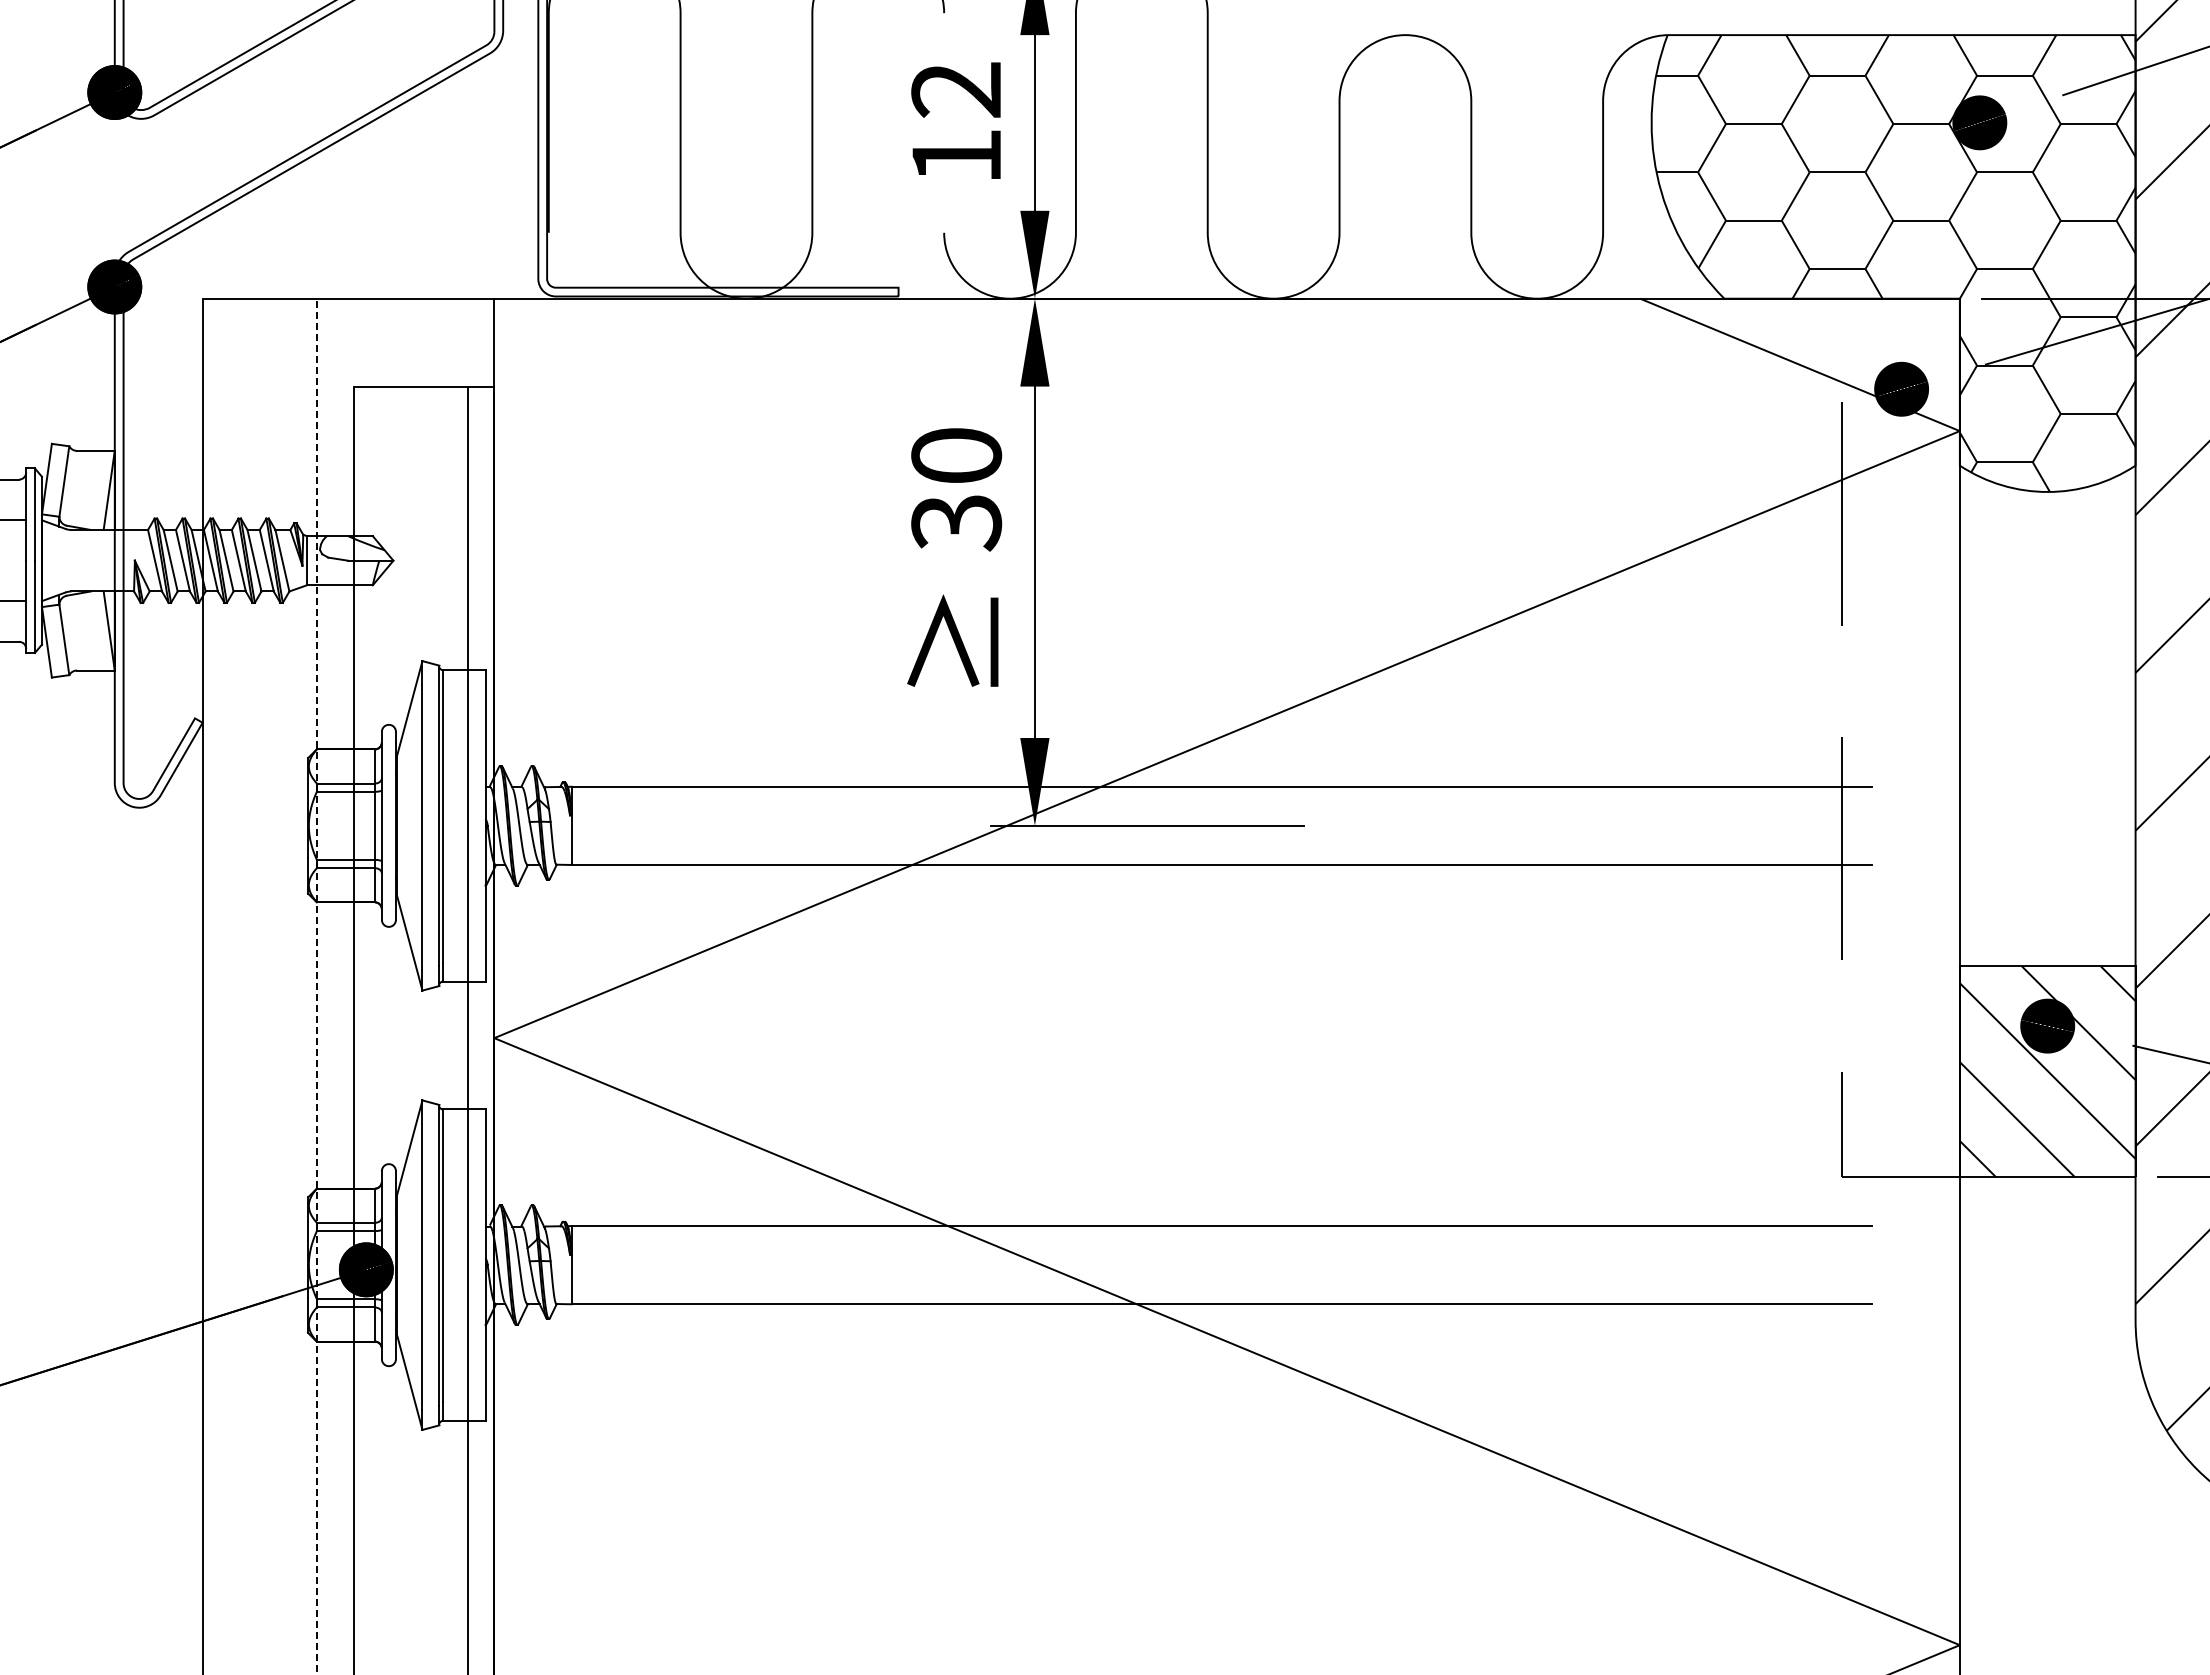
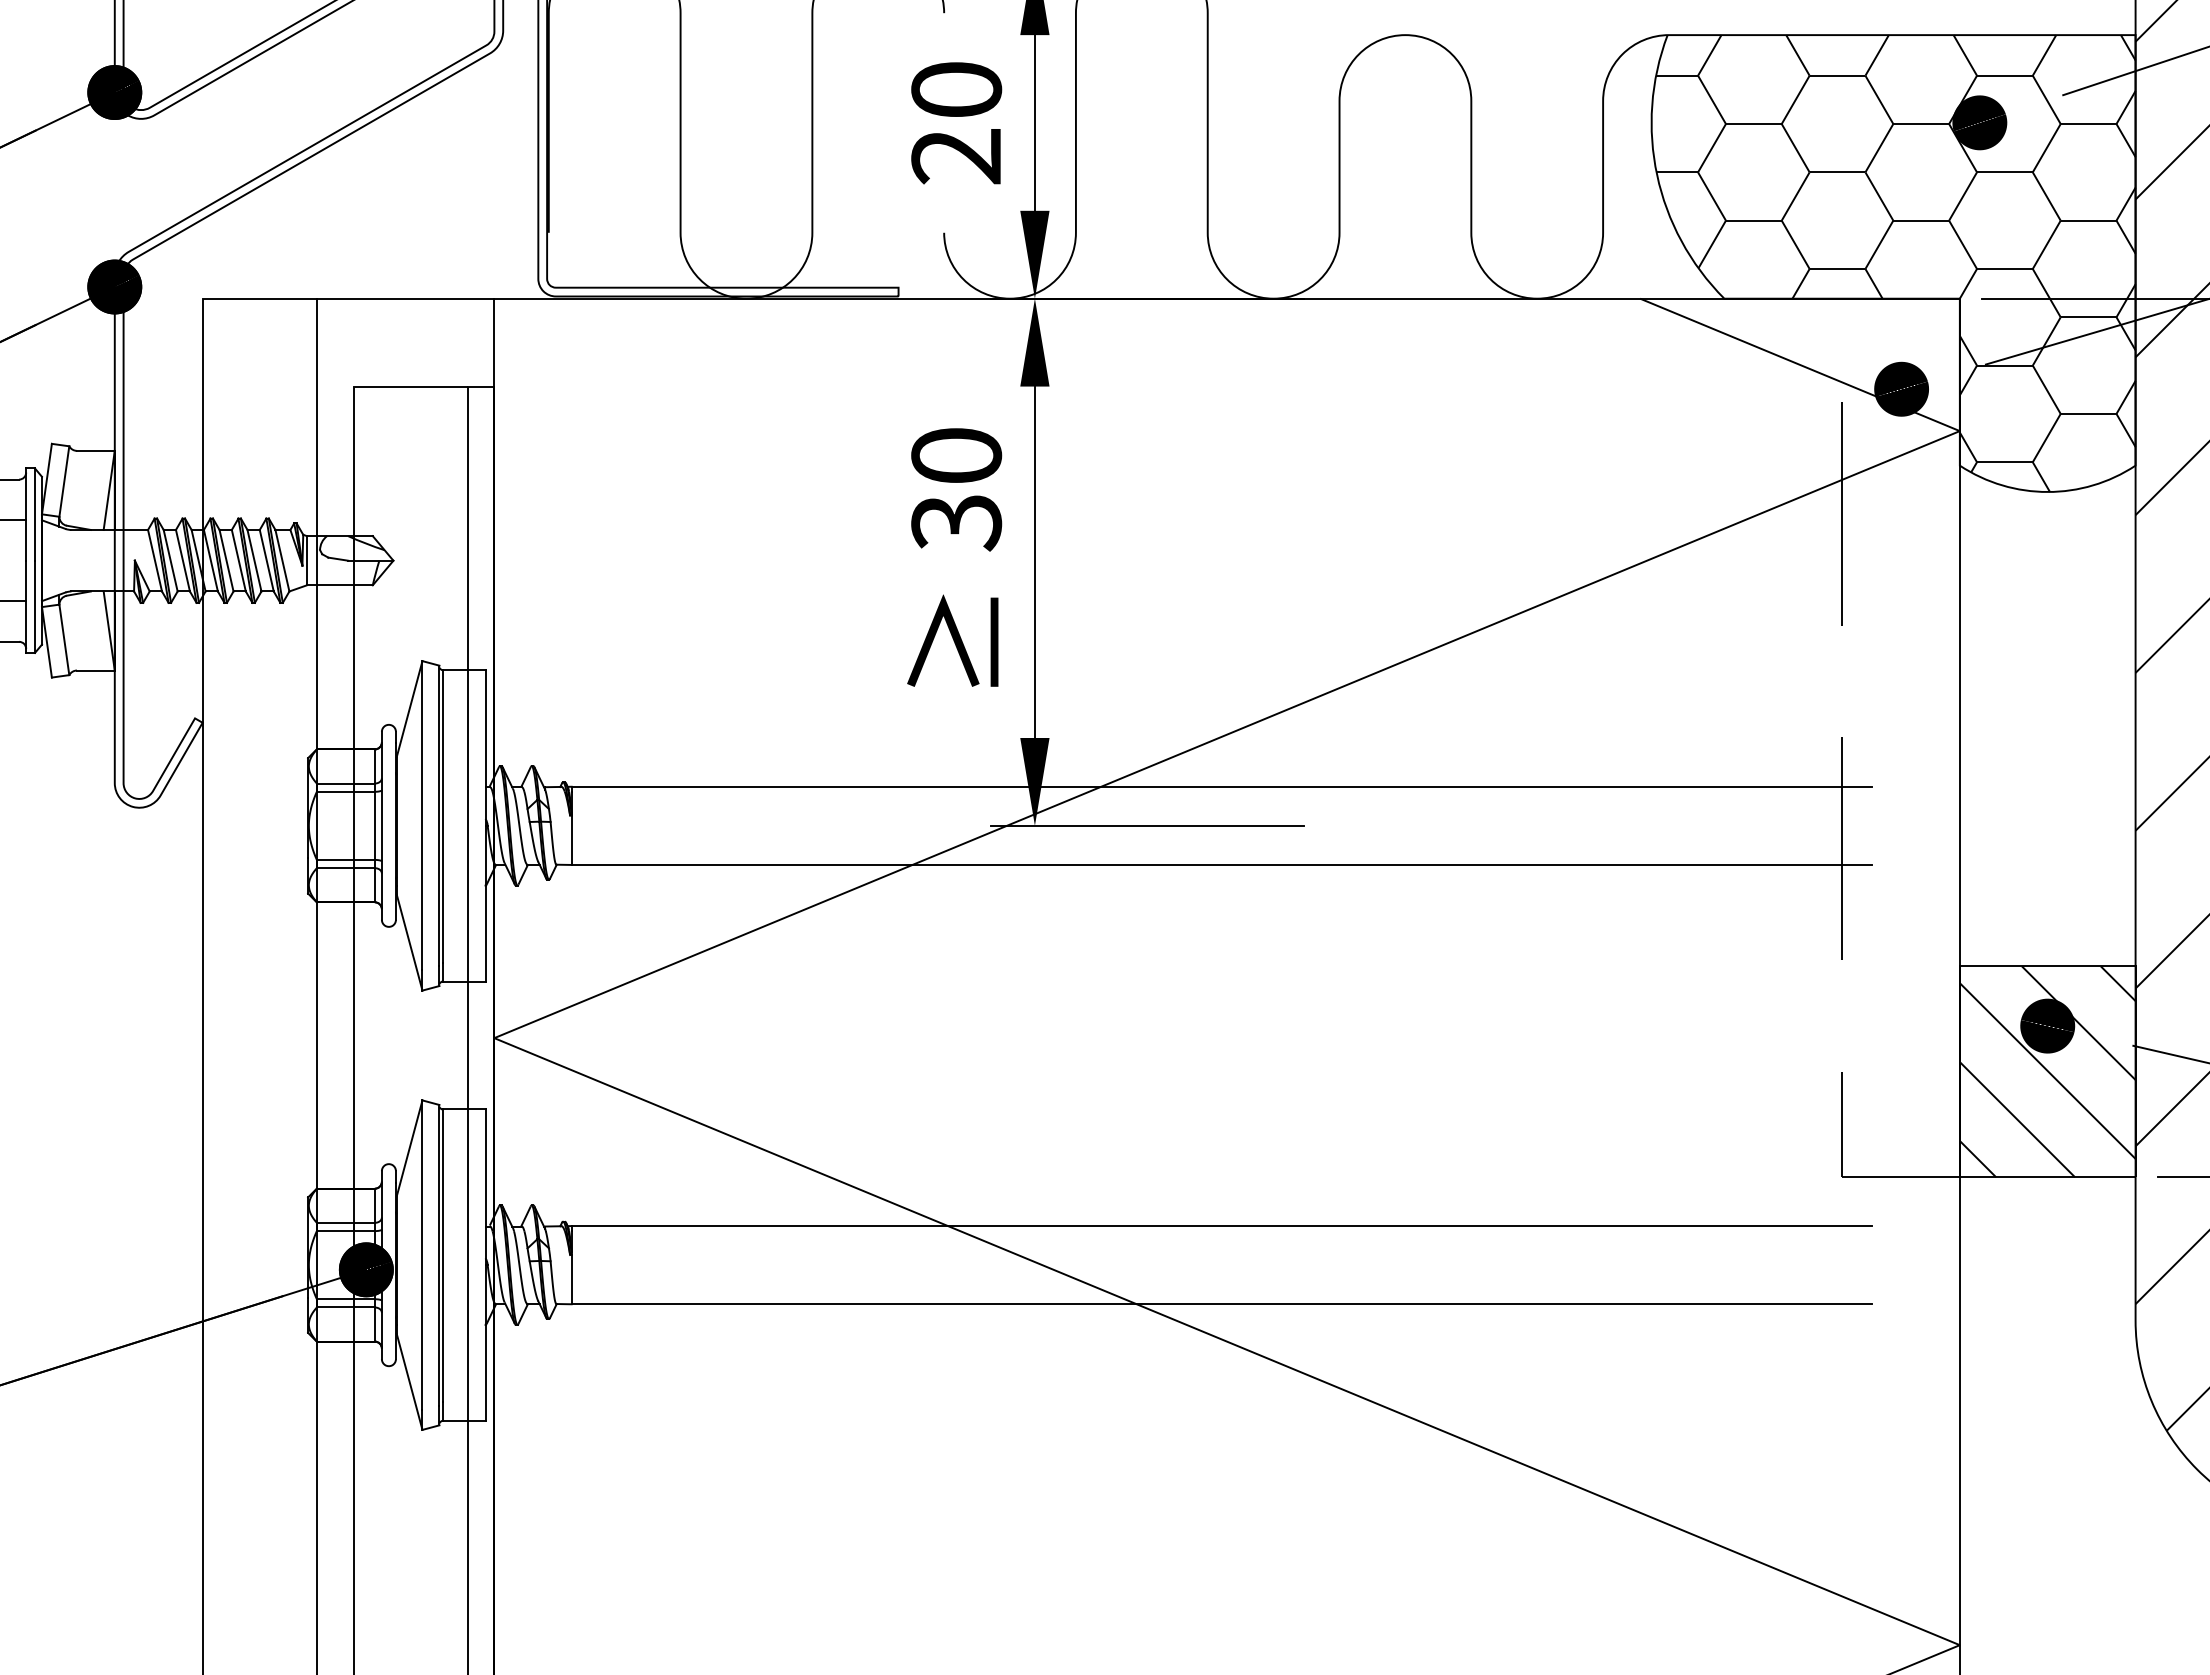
text: 12 -> 20 (956, 123)
line: dashed -> solid (316, 986)
